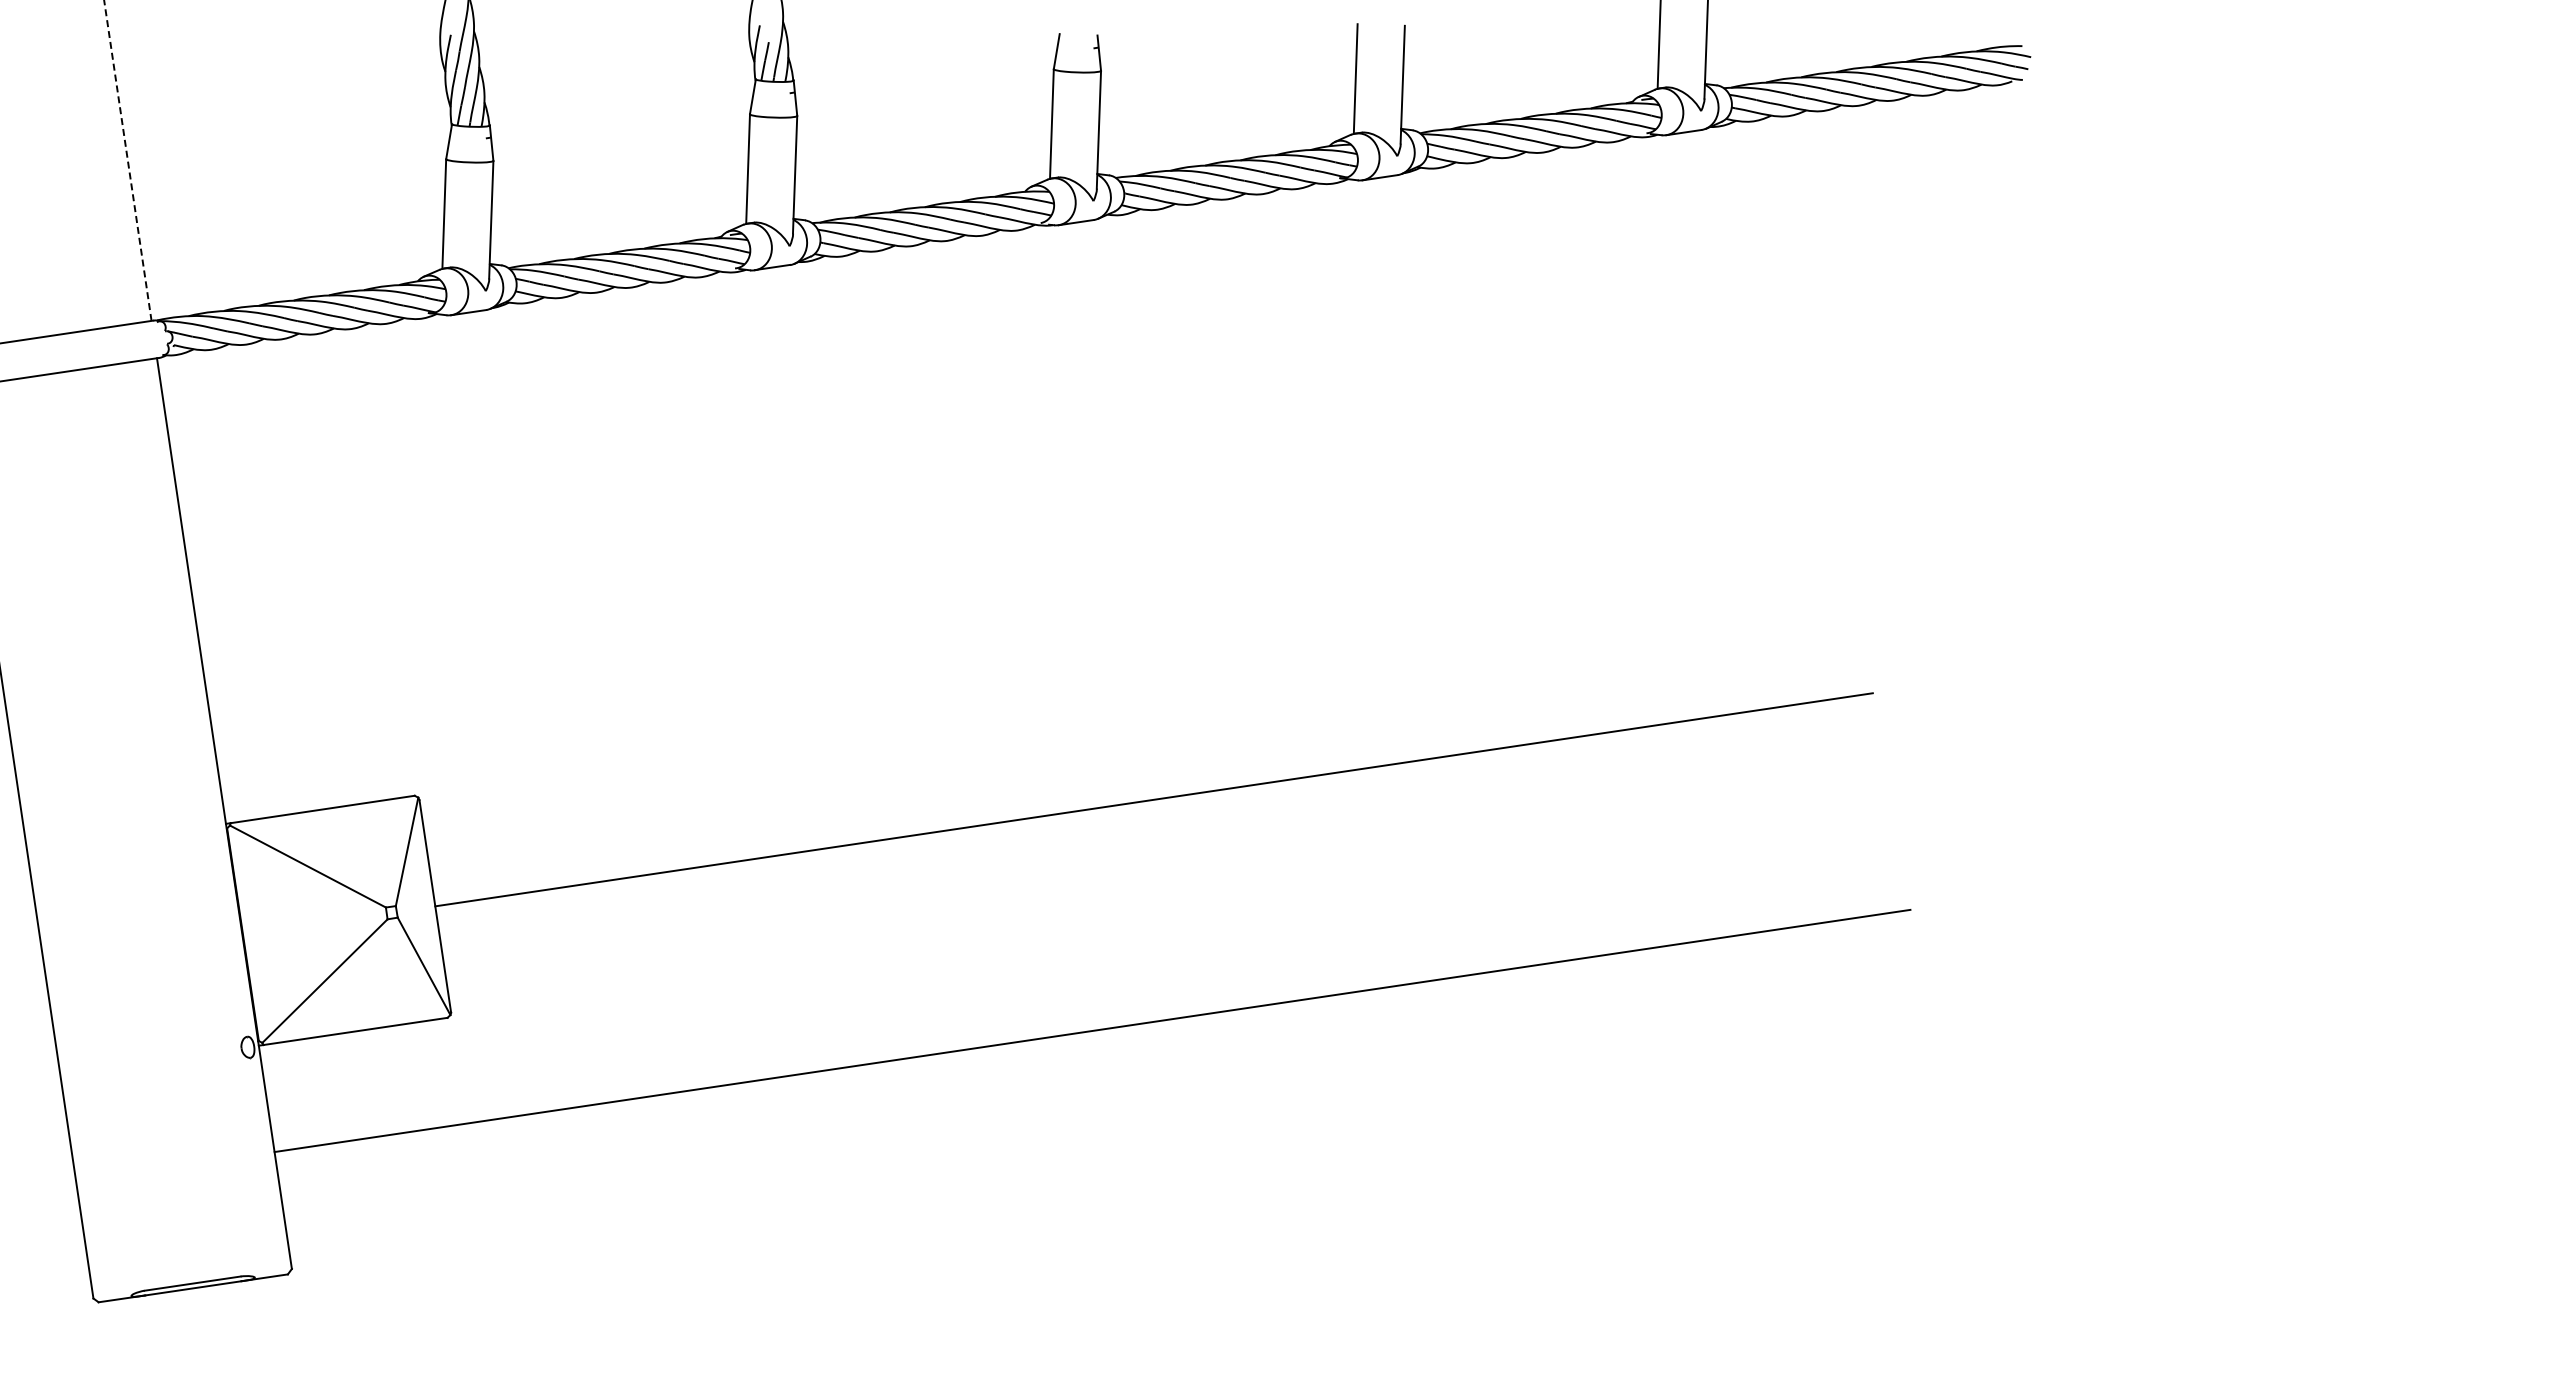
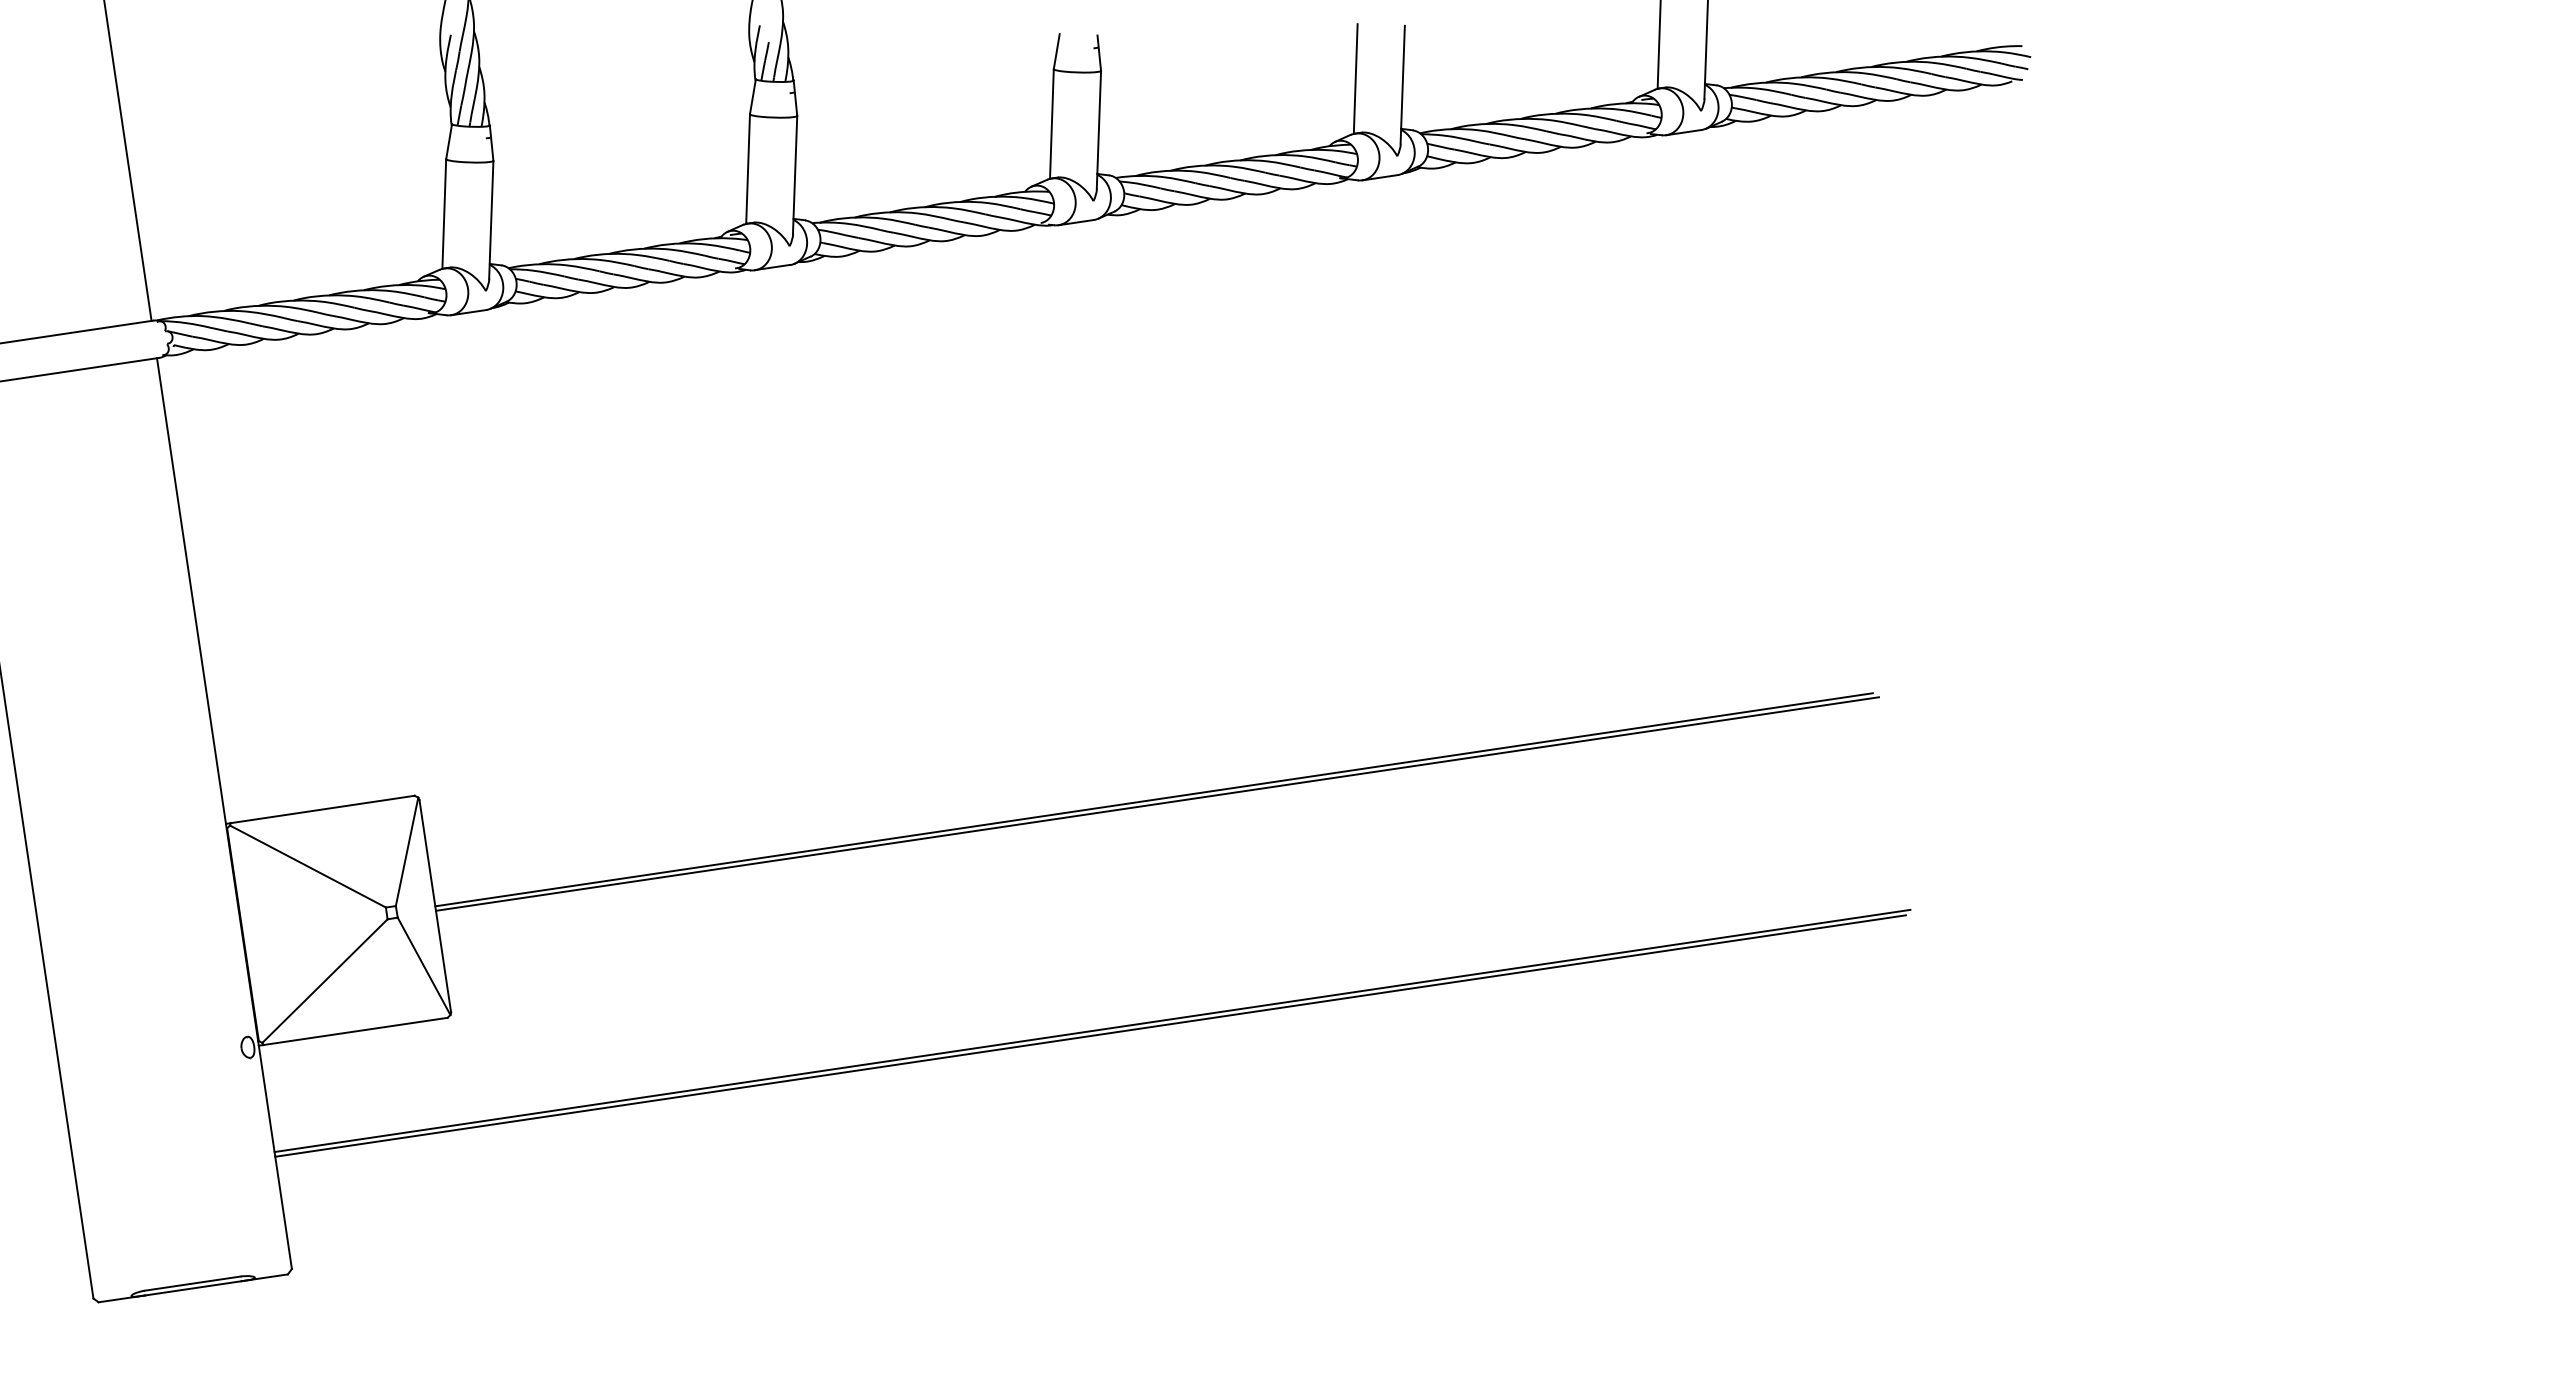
line: dashed -> solid (127, 160)
line: none -> present (1157, 803)
line: none -> present (1090, 1035)
